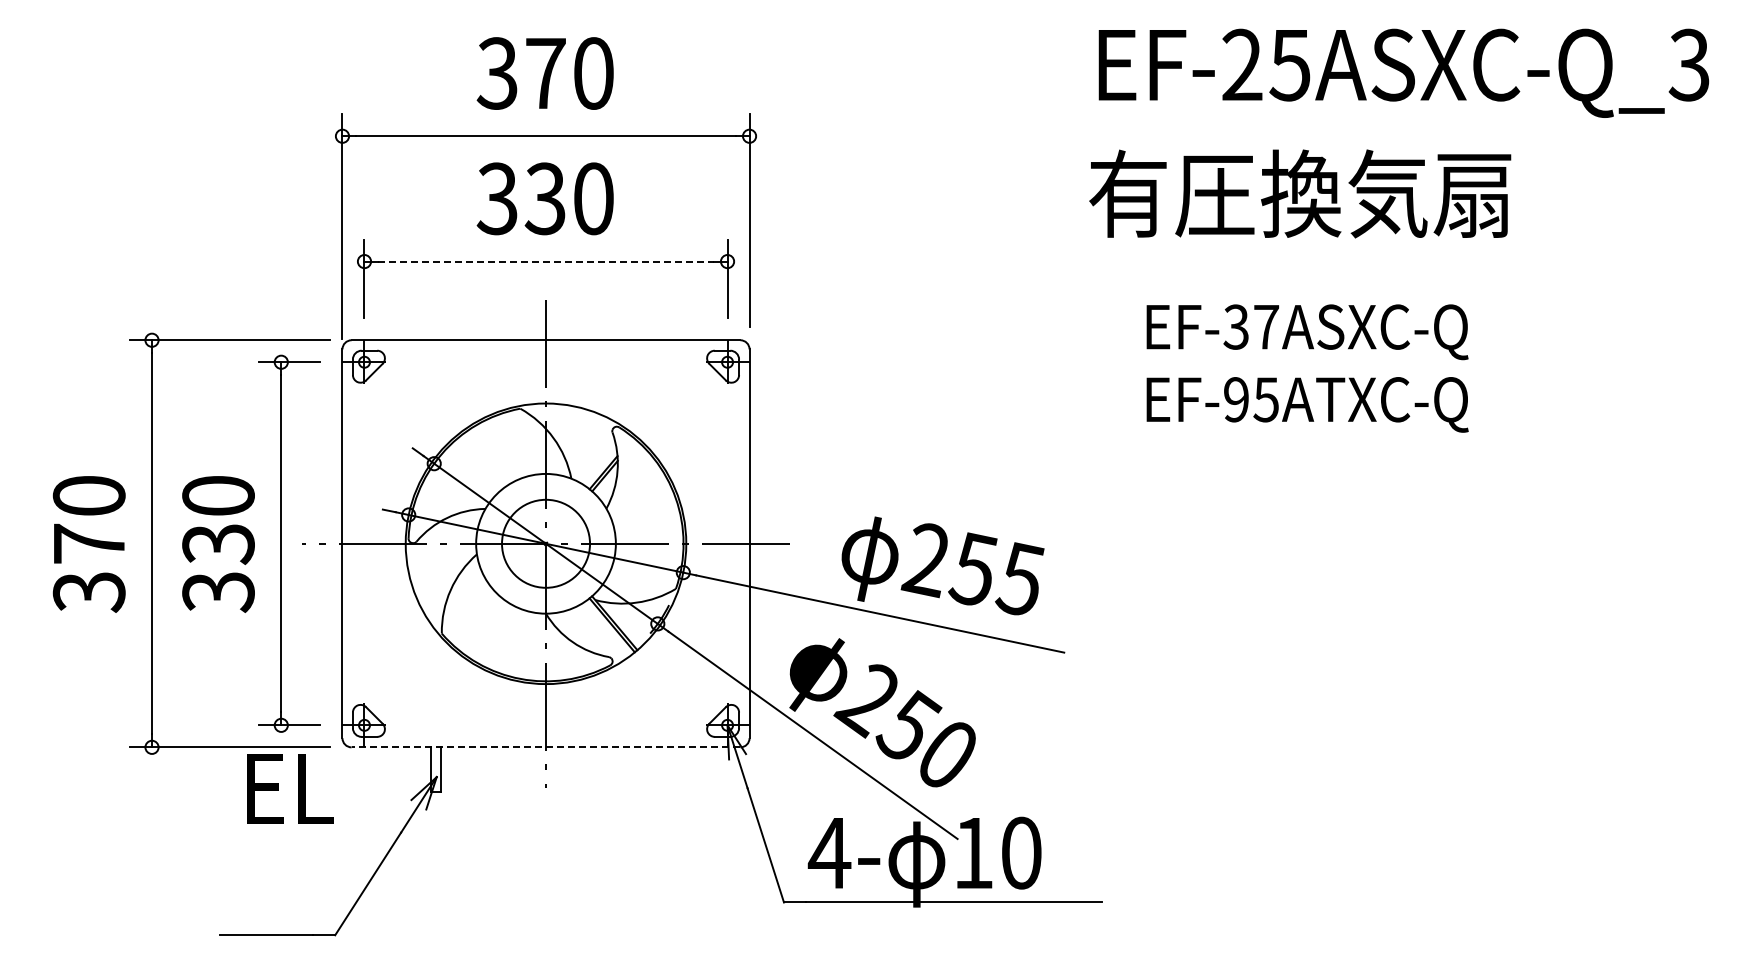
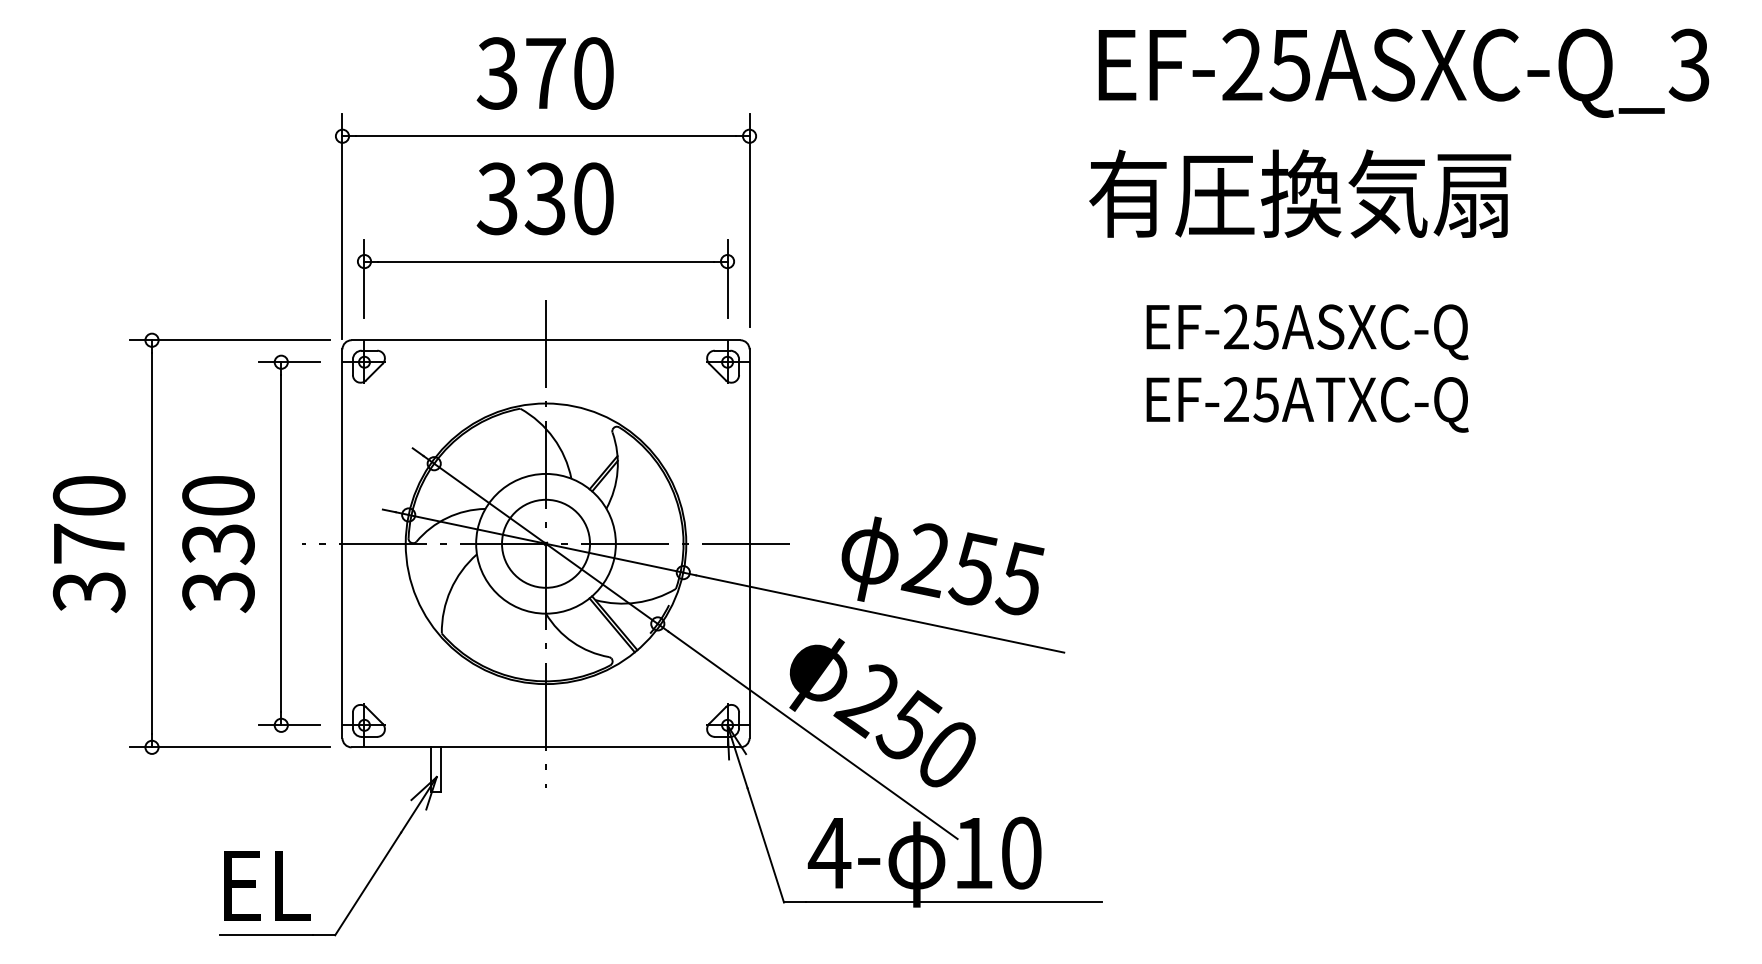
line: dashed -> solid (546, 261)
text: EF-37ASXC-Q -> EF-25ASXC-Q (1251, 327)
text: EF-95ATXC-Q -> EF-25ATXC-Q (1236, 399)
line: dashed -> solid (545, 747)
text position: (290, 788) -> (267, 885) (267, 885)
